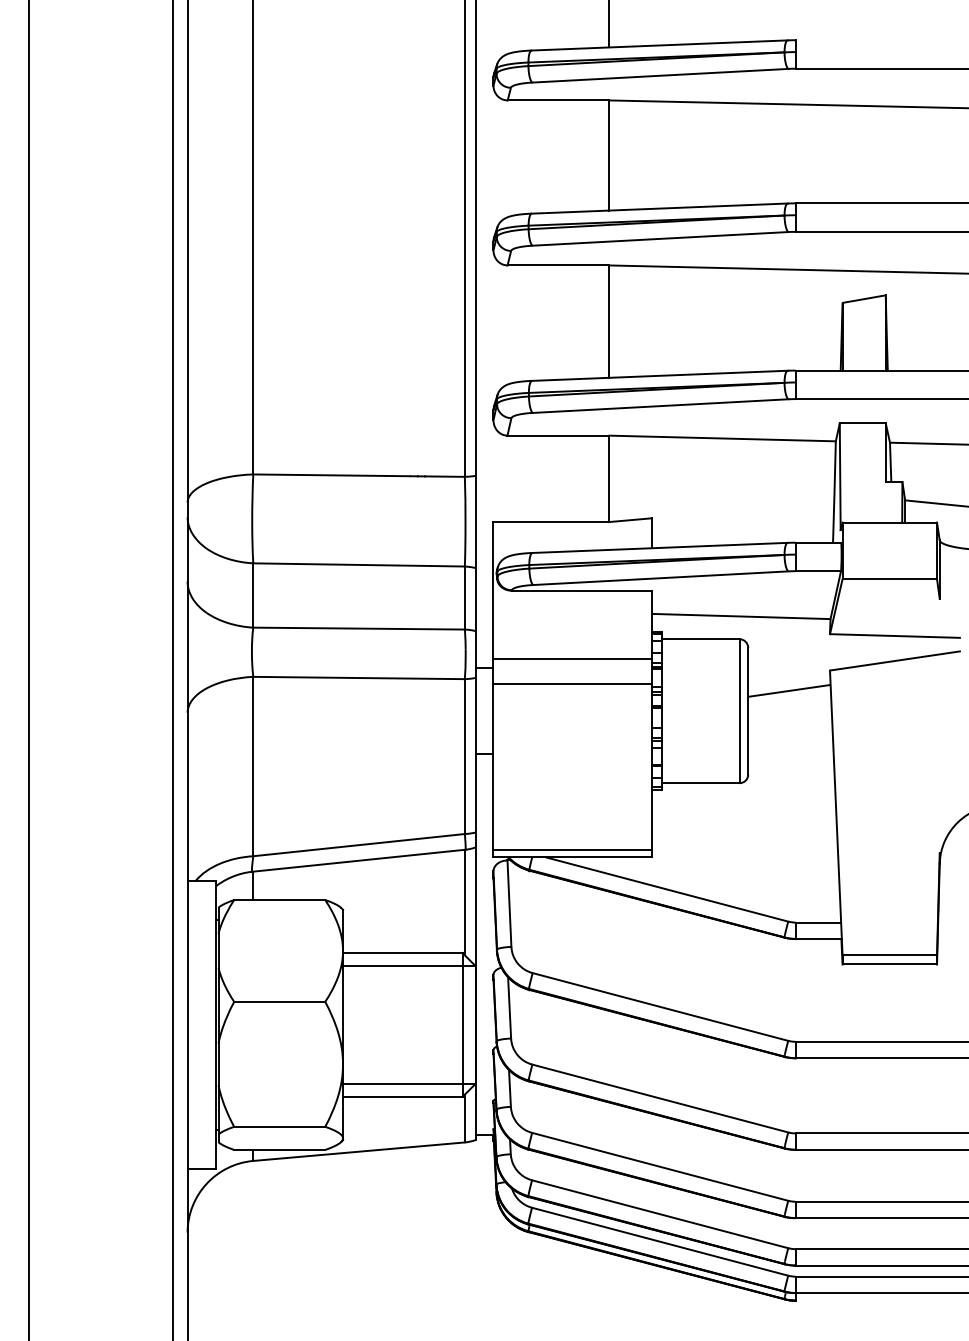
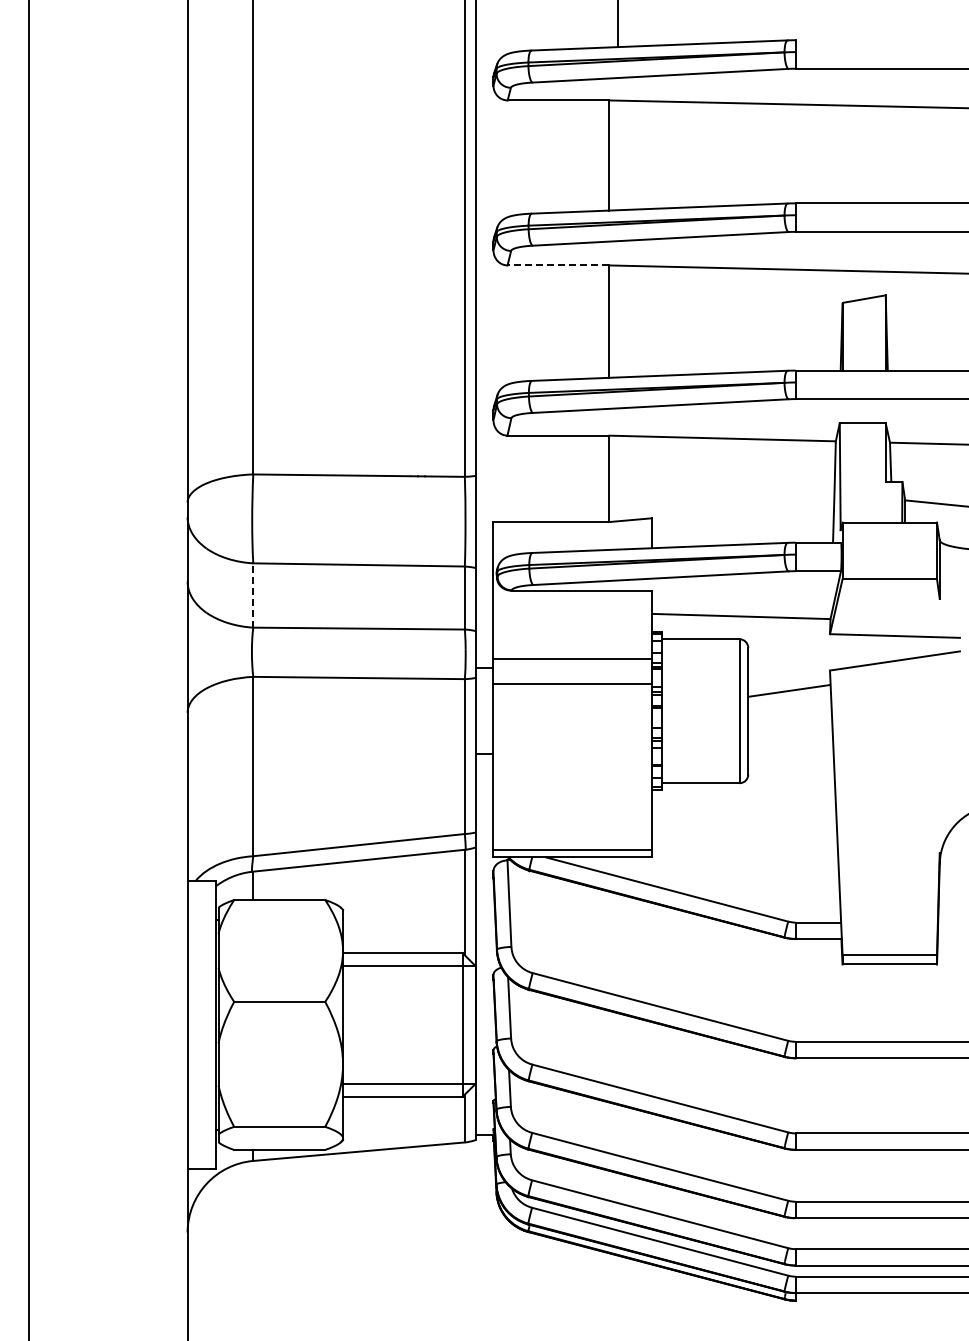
line position: (608, 24) -> (617, 24) (617, 24)
line: solid -> dashed (558, 265)
line: solid -> dashed (253, 595)
line: present -> none (173, 669)
